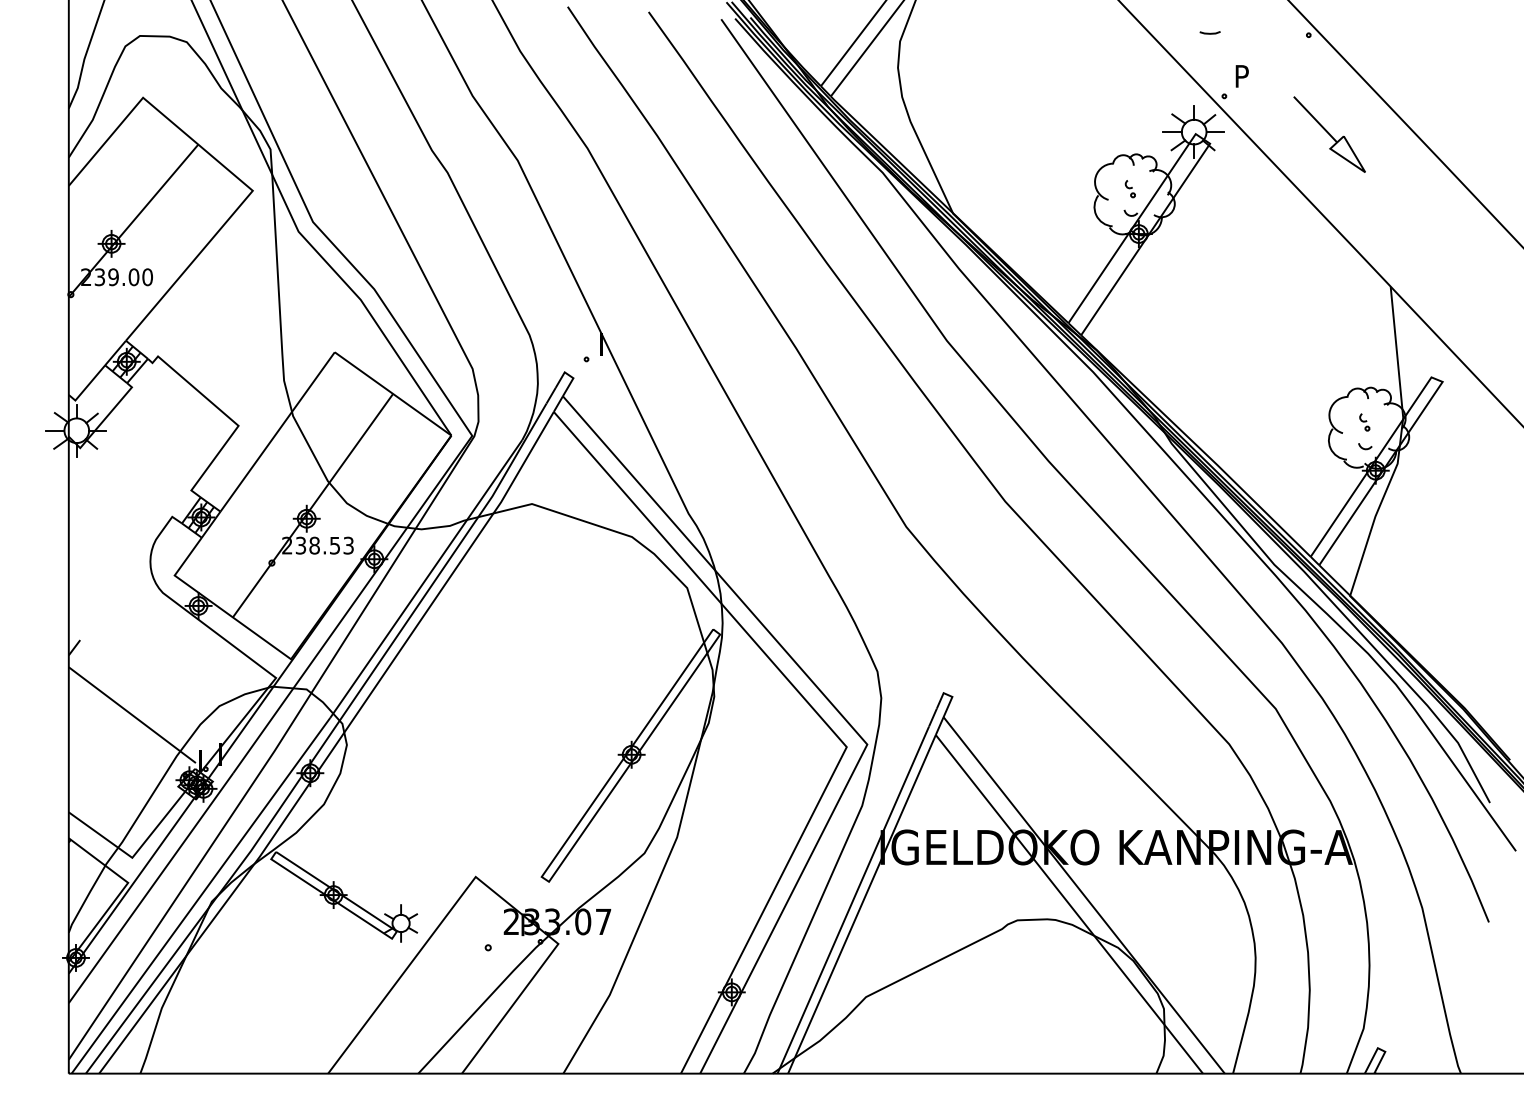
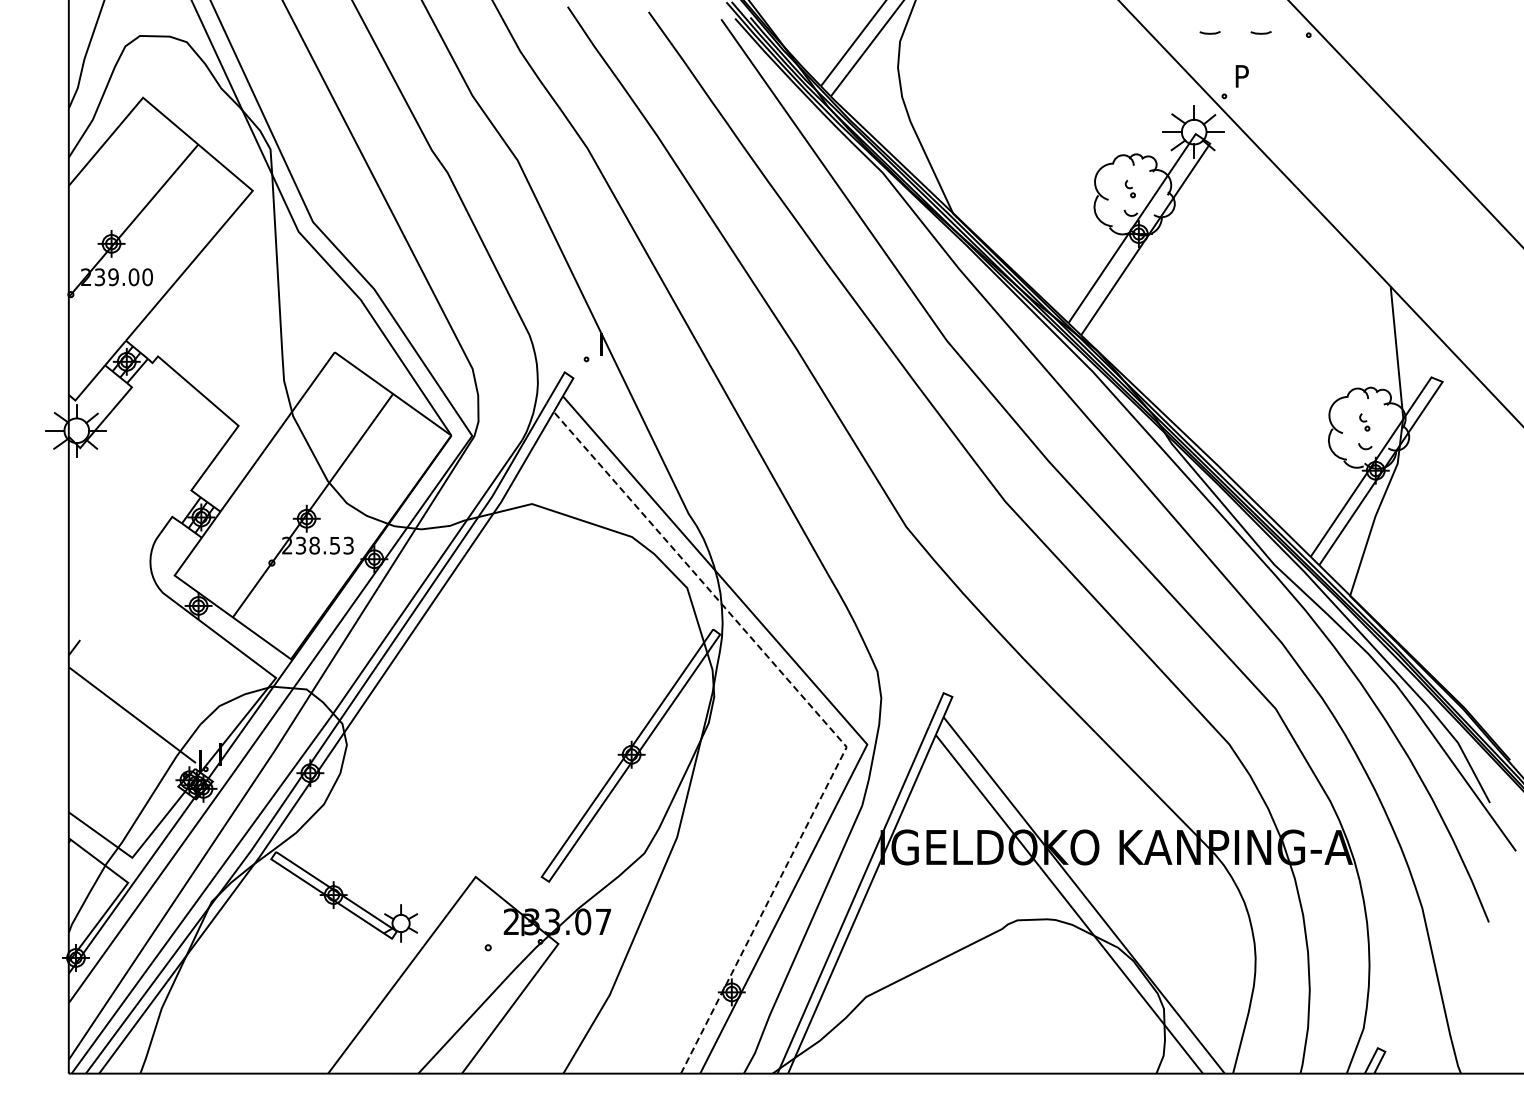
line: none -> present (1260, 32)
part: present -> none (1329, 134)
line: solid -> dashed (821, 717)
